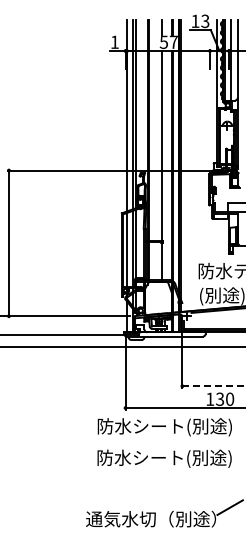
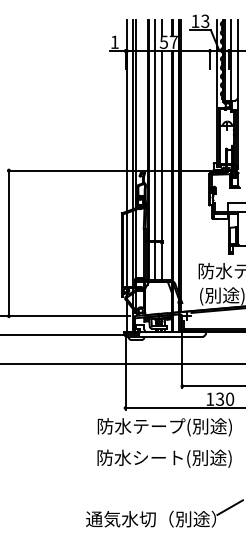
line: none -> present (154, 150)
line position: (122, 347) -> (122, 364) (122, 364)
line: dashed -> solid (214, 386)
text: 防水シート(別途) -> 防水テープ(別途) (159, 425)
